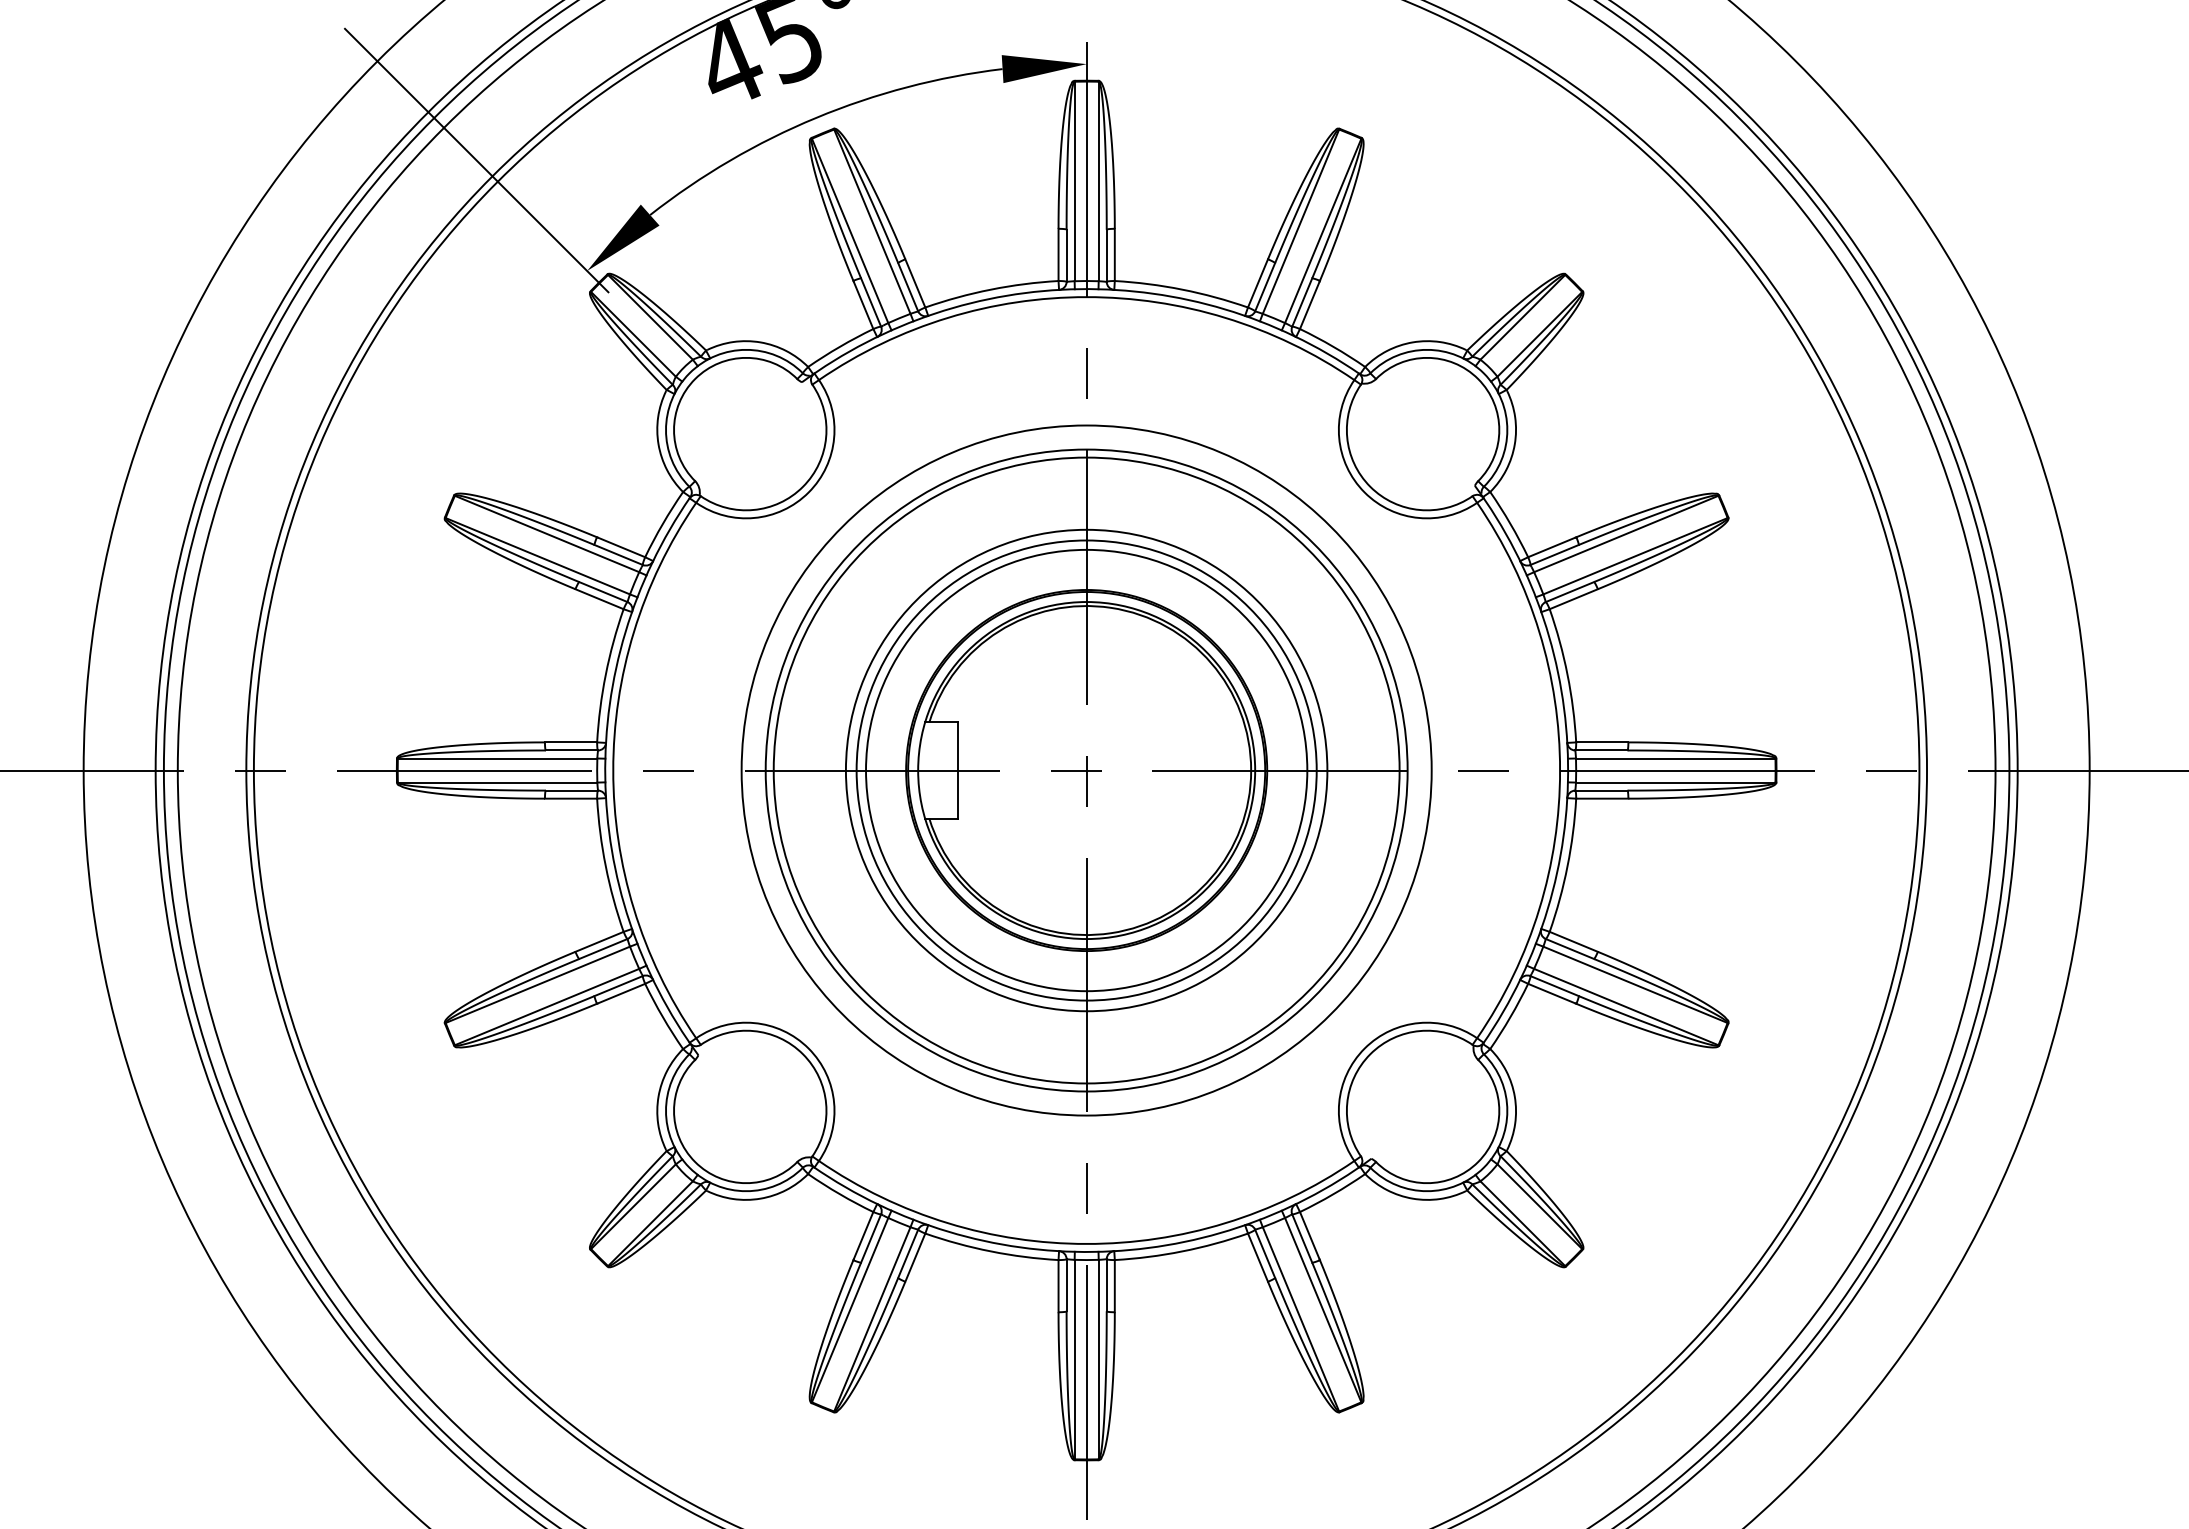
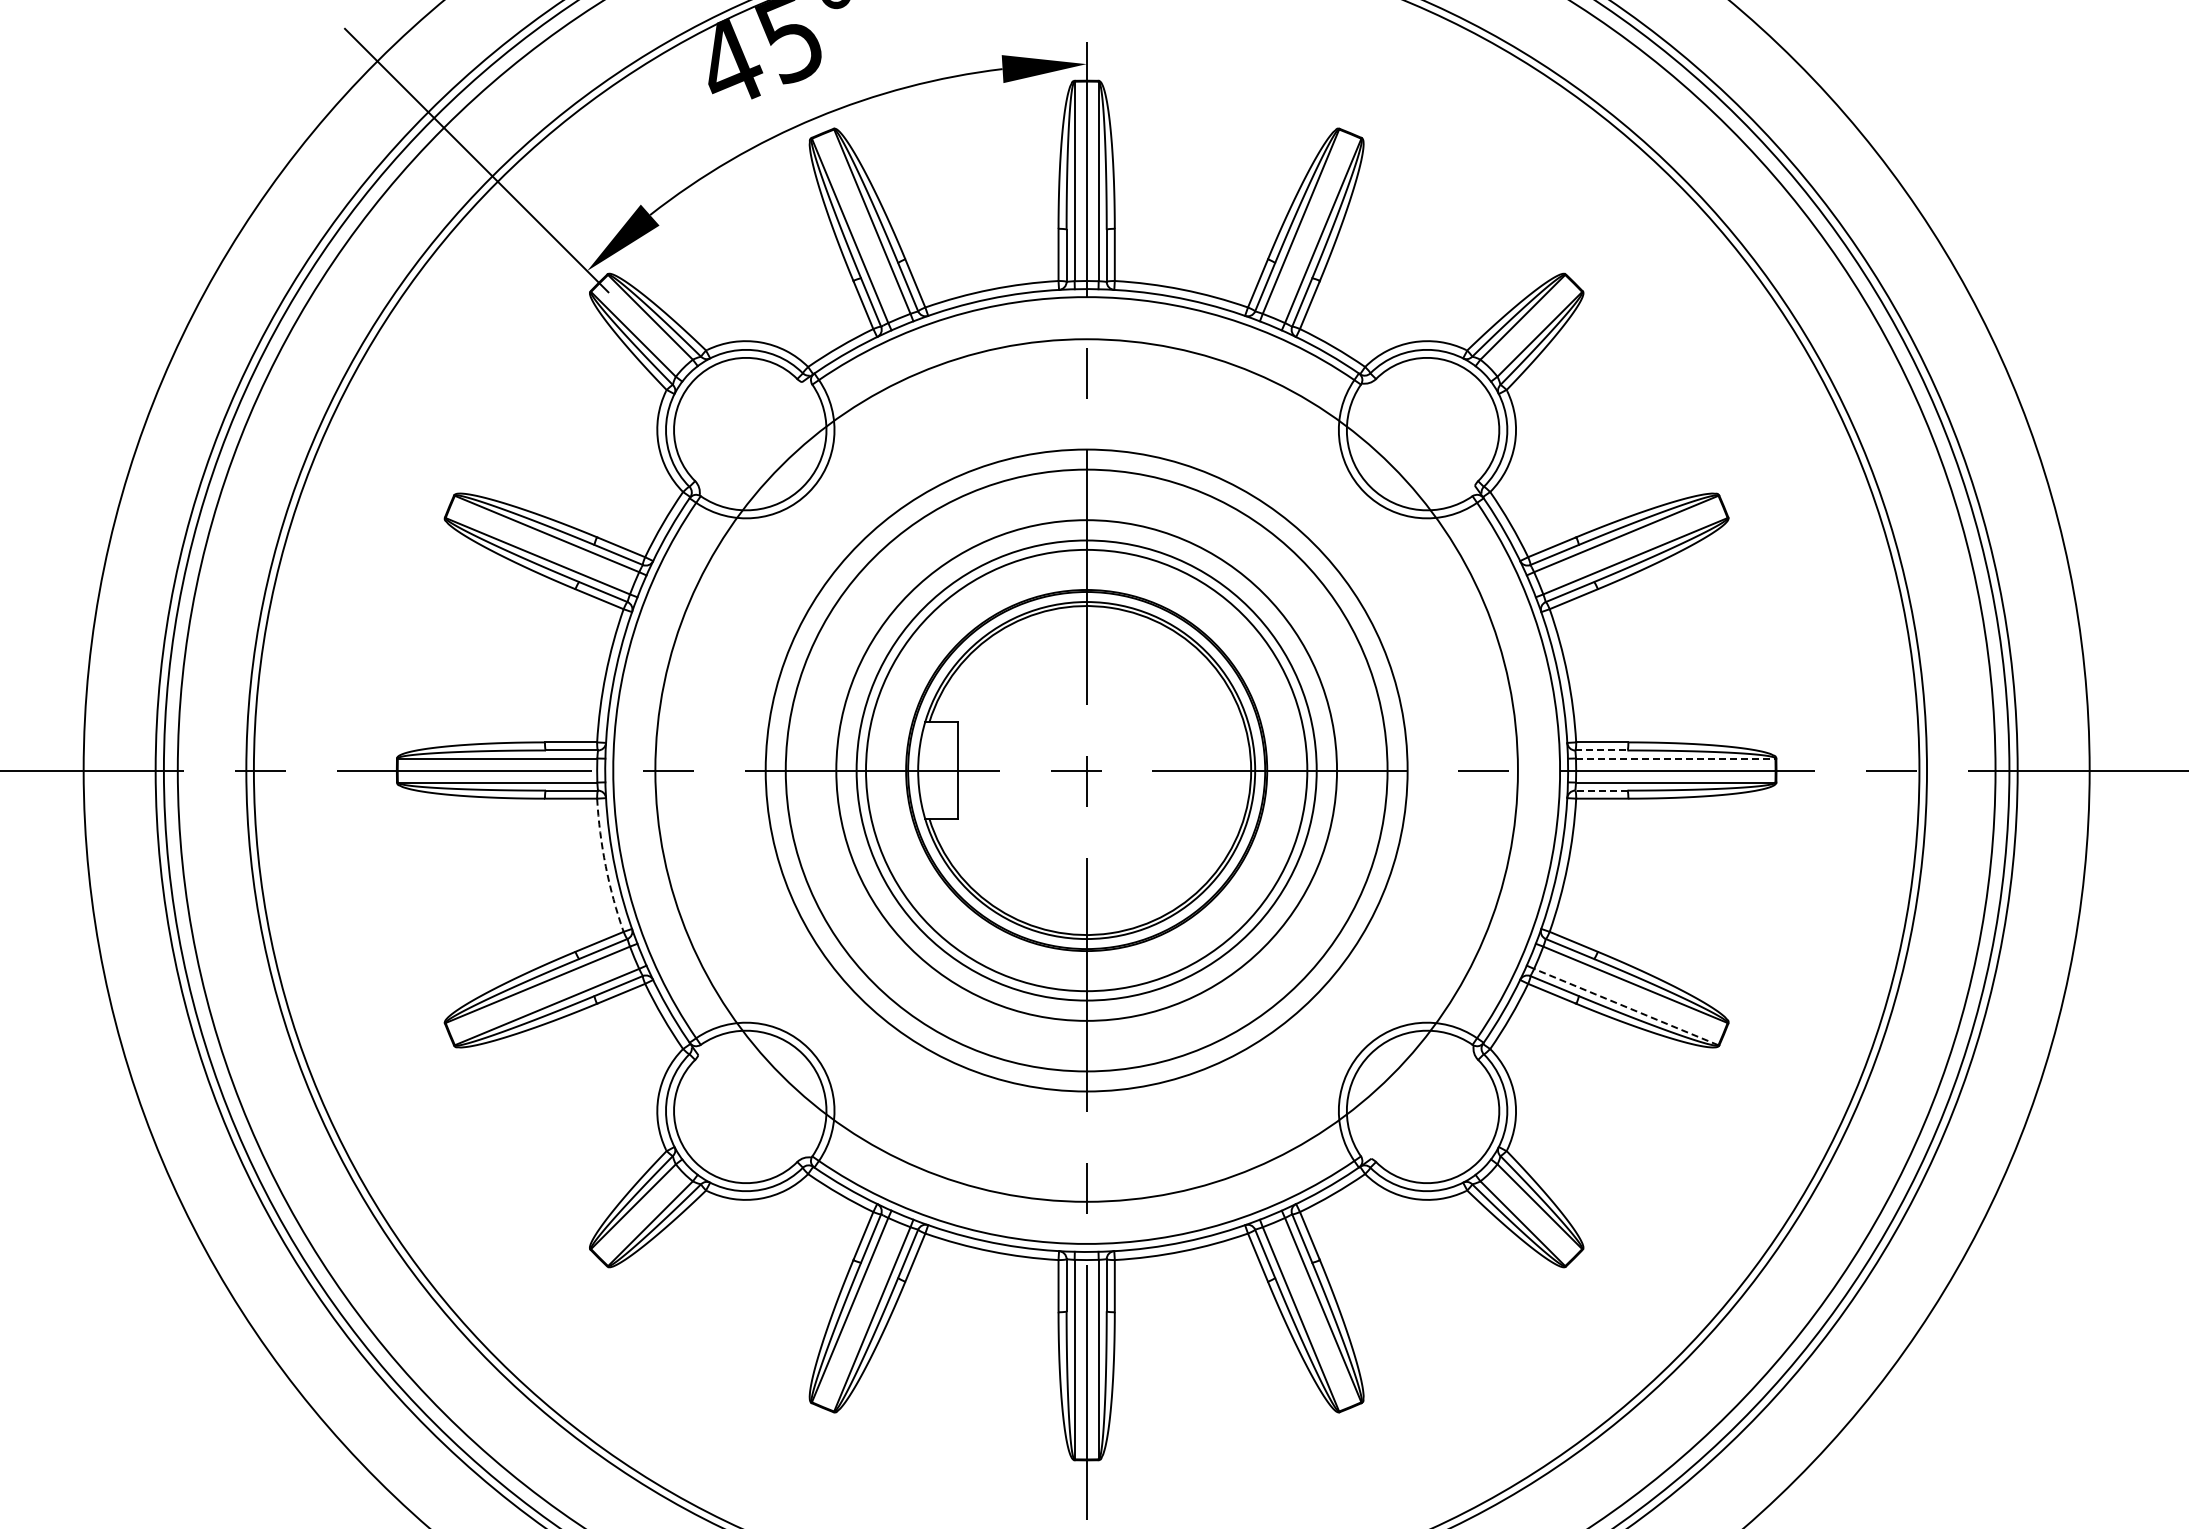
line: solid -> dashed (1601, 750)
line: solid -> dashed (1675, 758)
circle diameter: 481 px -> 602 px (1086, 770)
circle diameter: 626 px -> 501 px (1086, 770)
circle diameter: 690 px -> 863 px (1086, 770)
line: solid -> dashed (1600, 790)
arc: solid -> dashed (605, 866)
line: solid -> dashed (1626, 1007)
